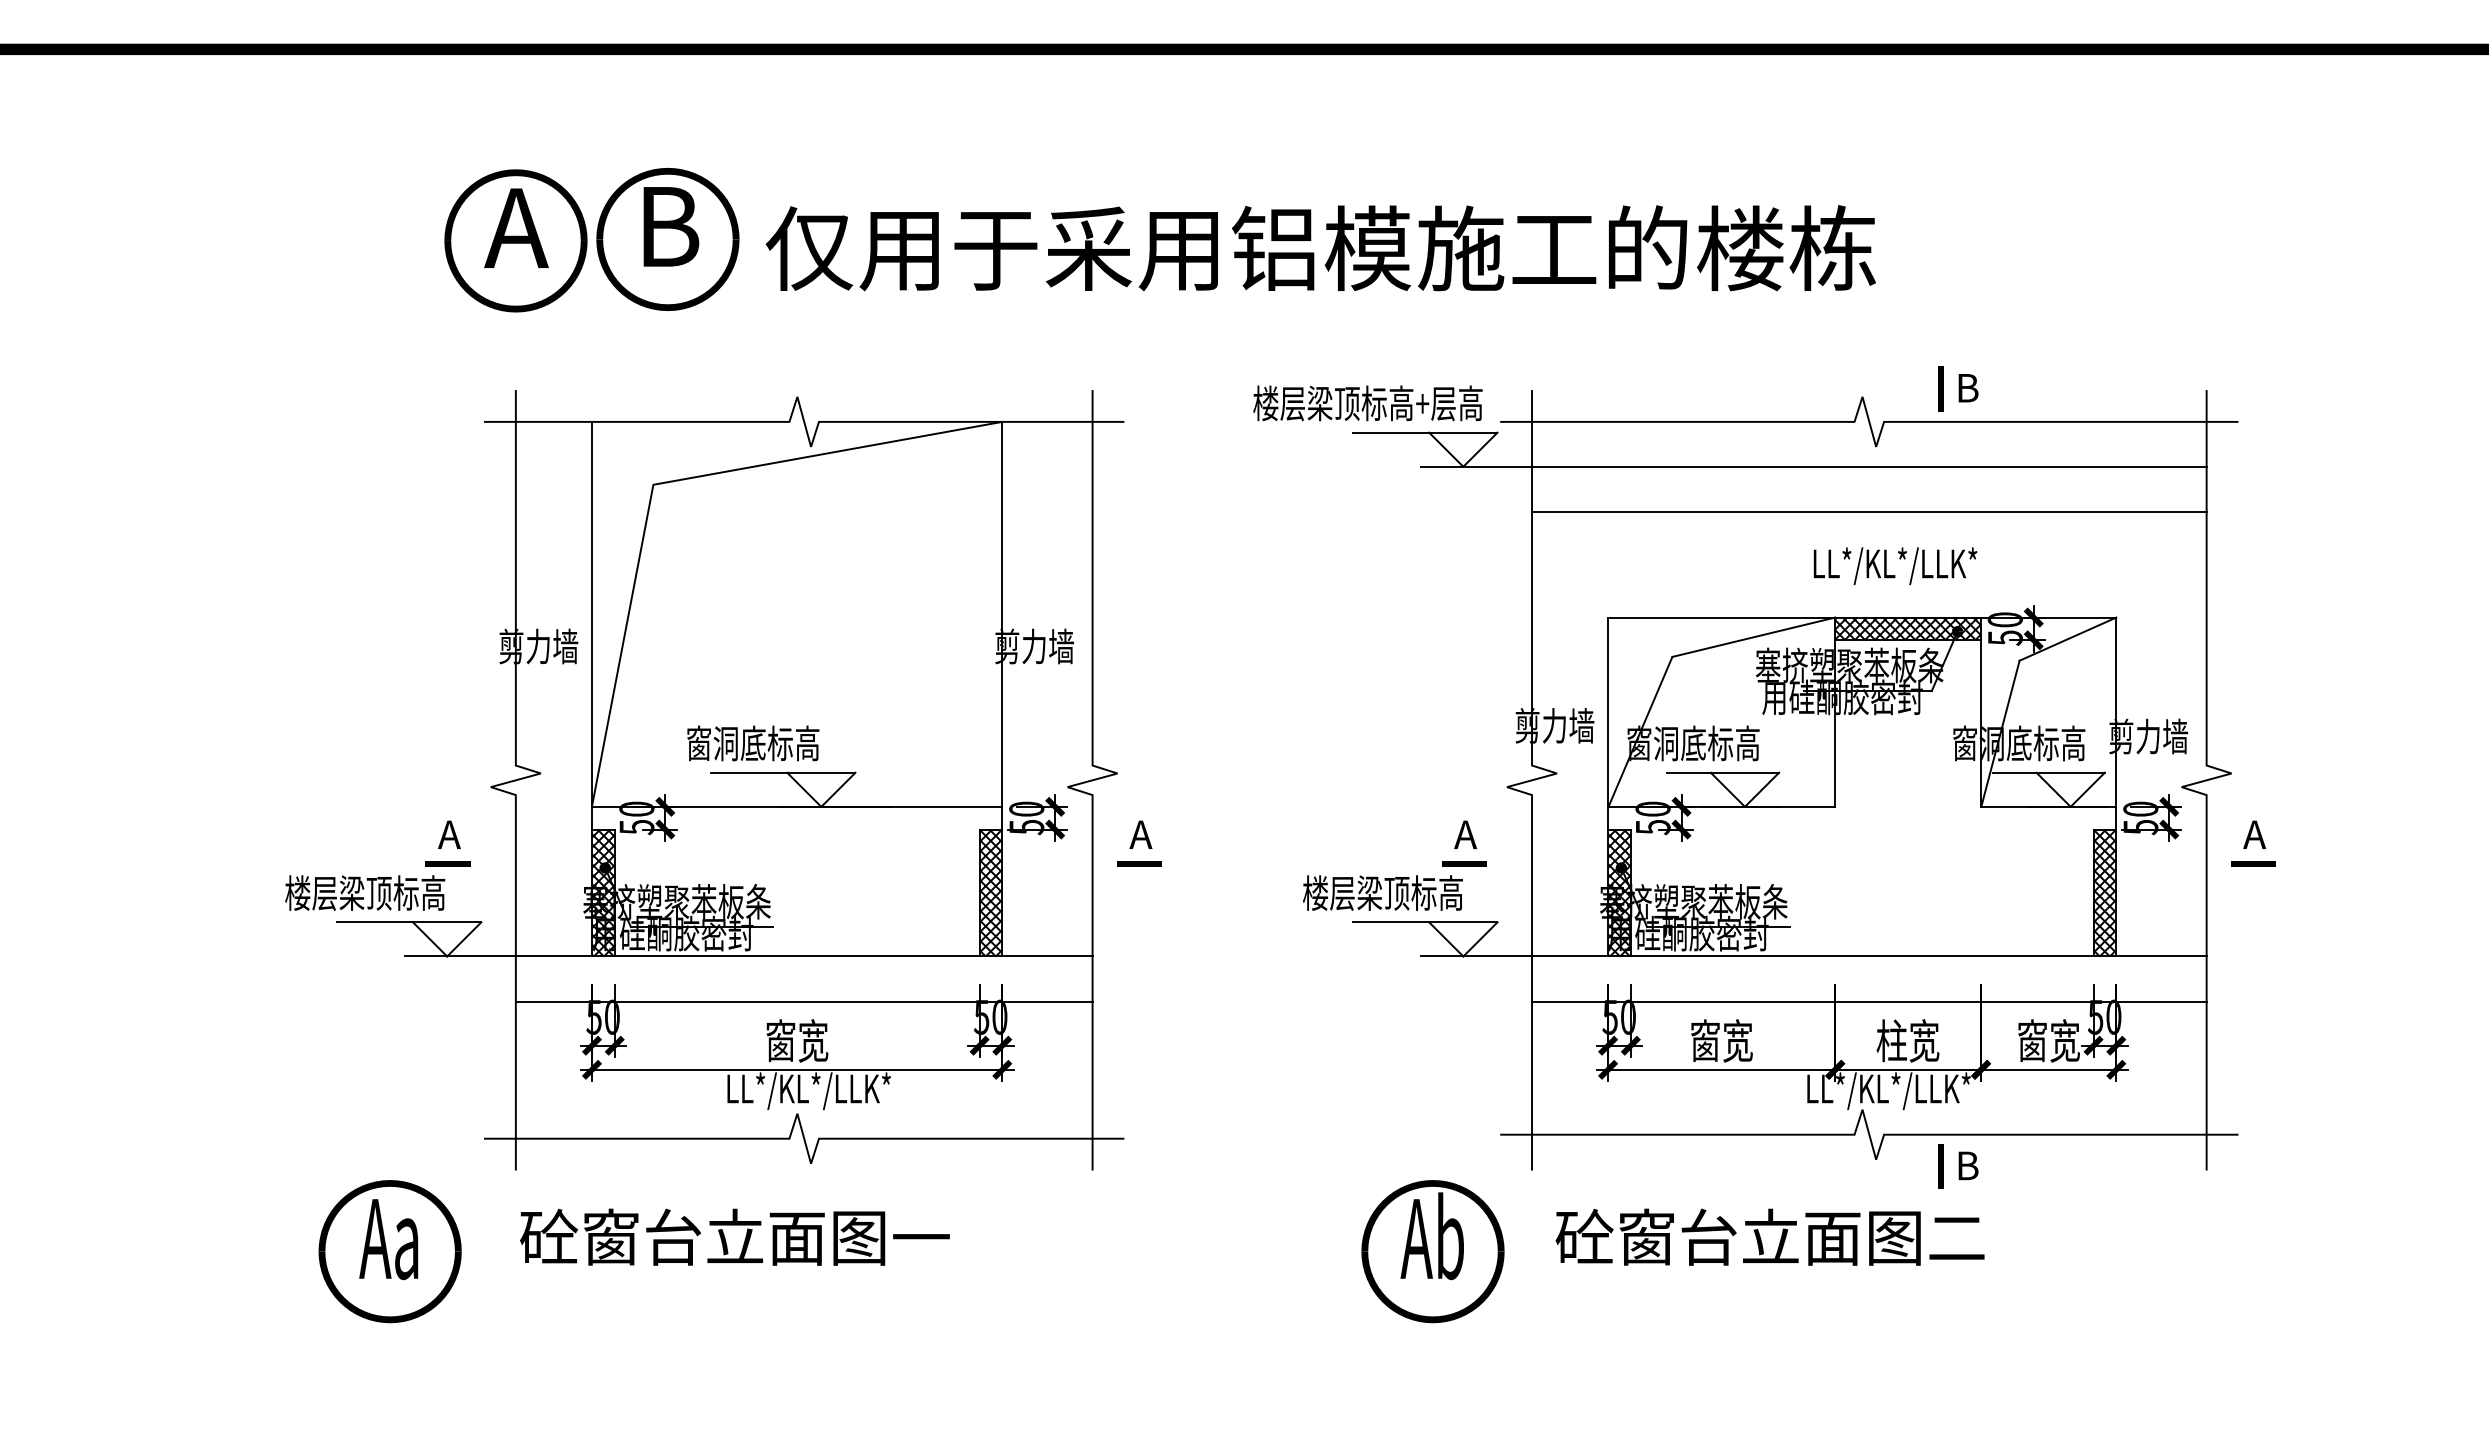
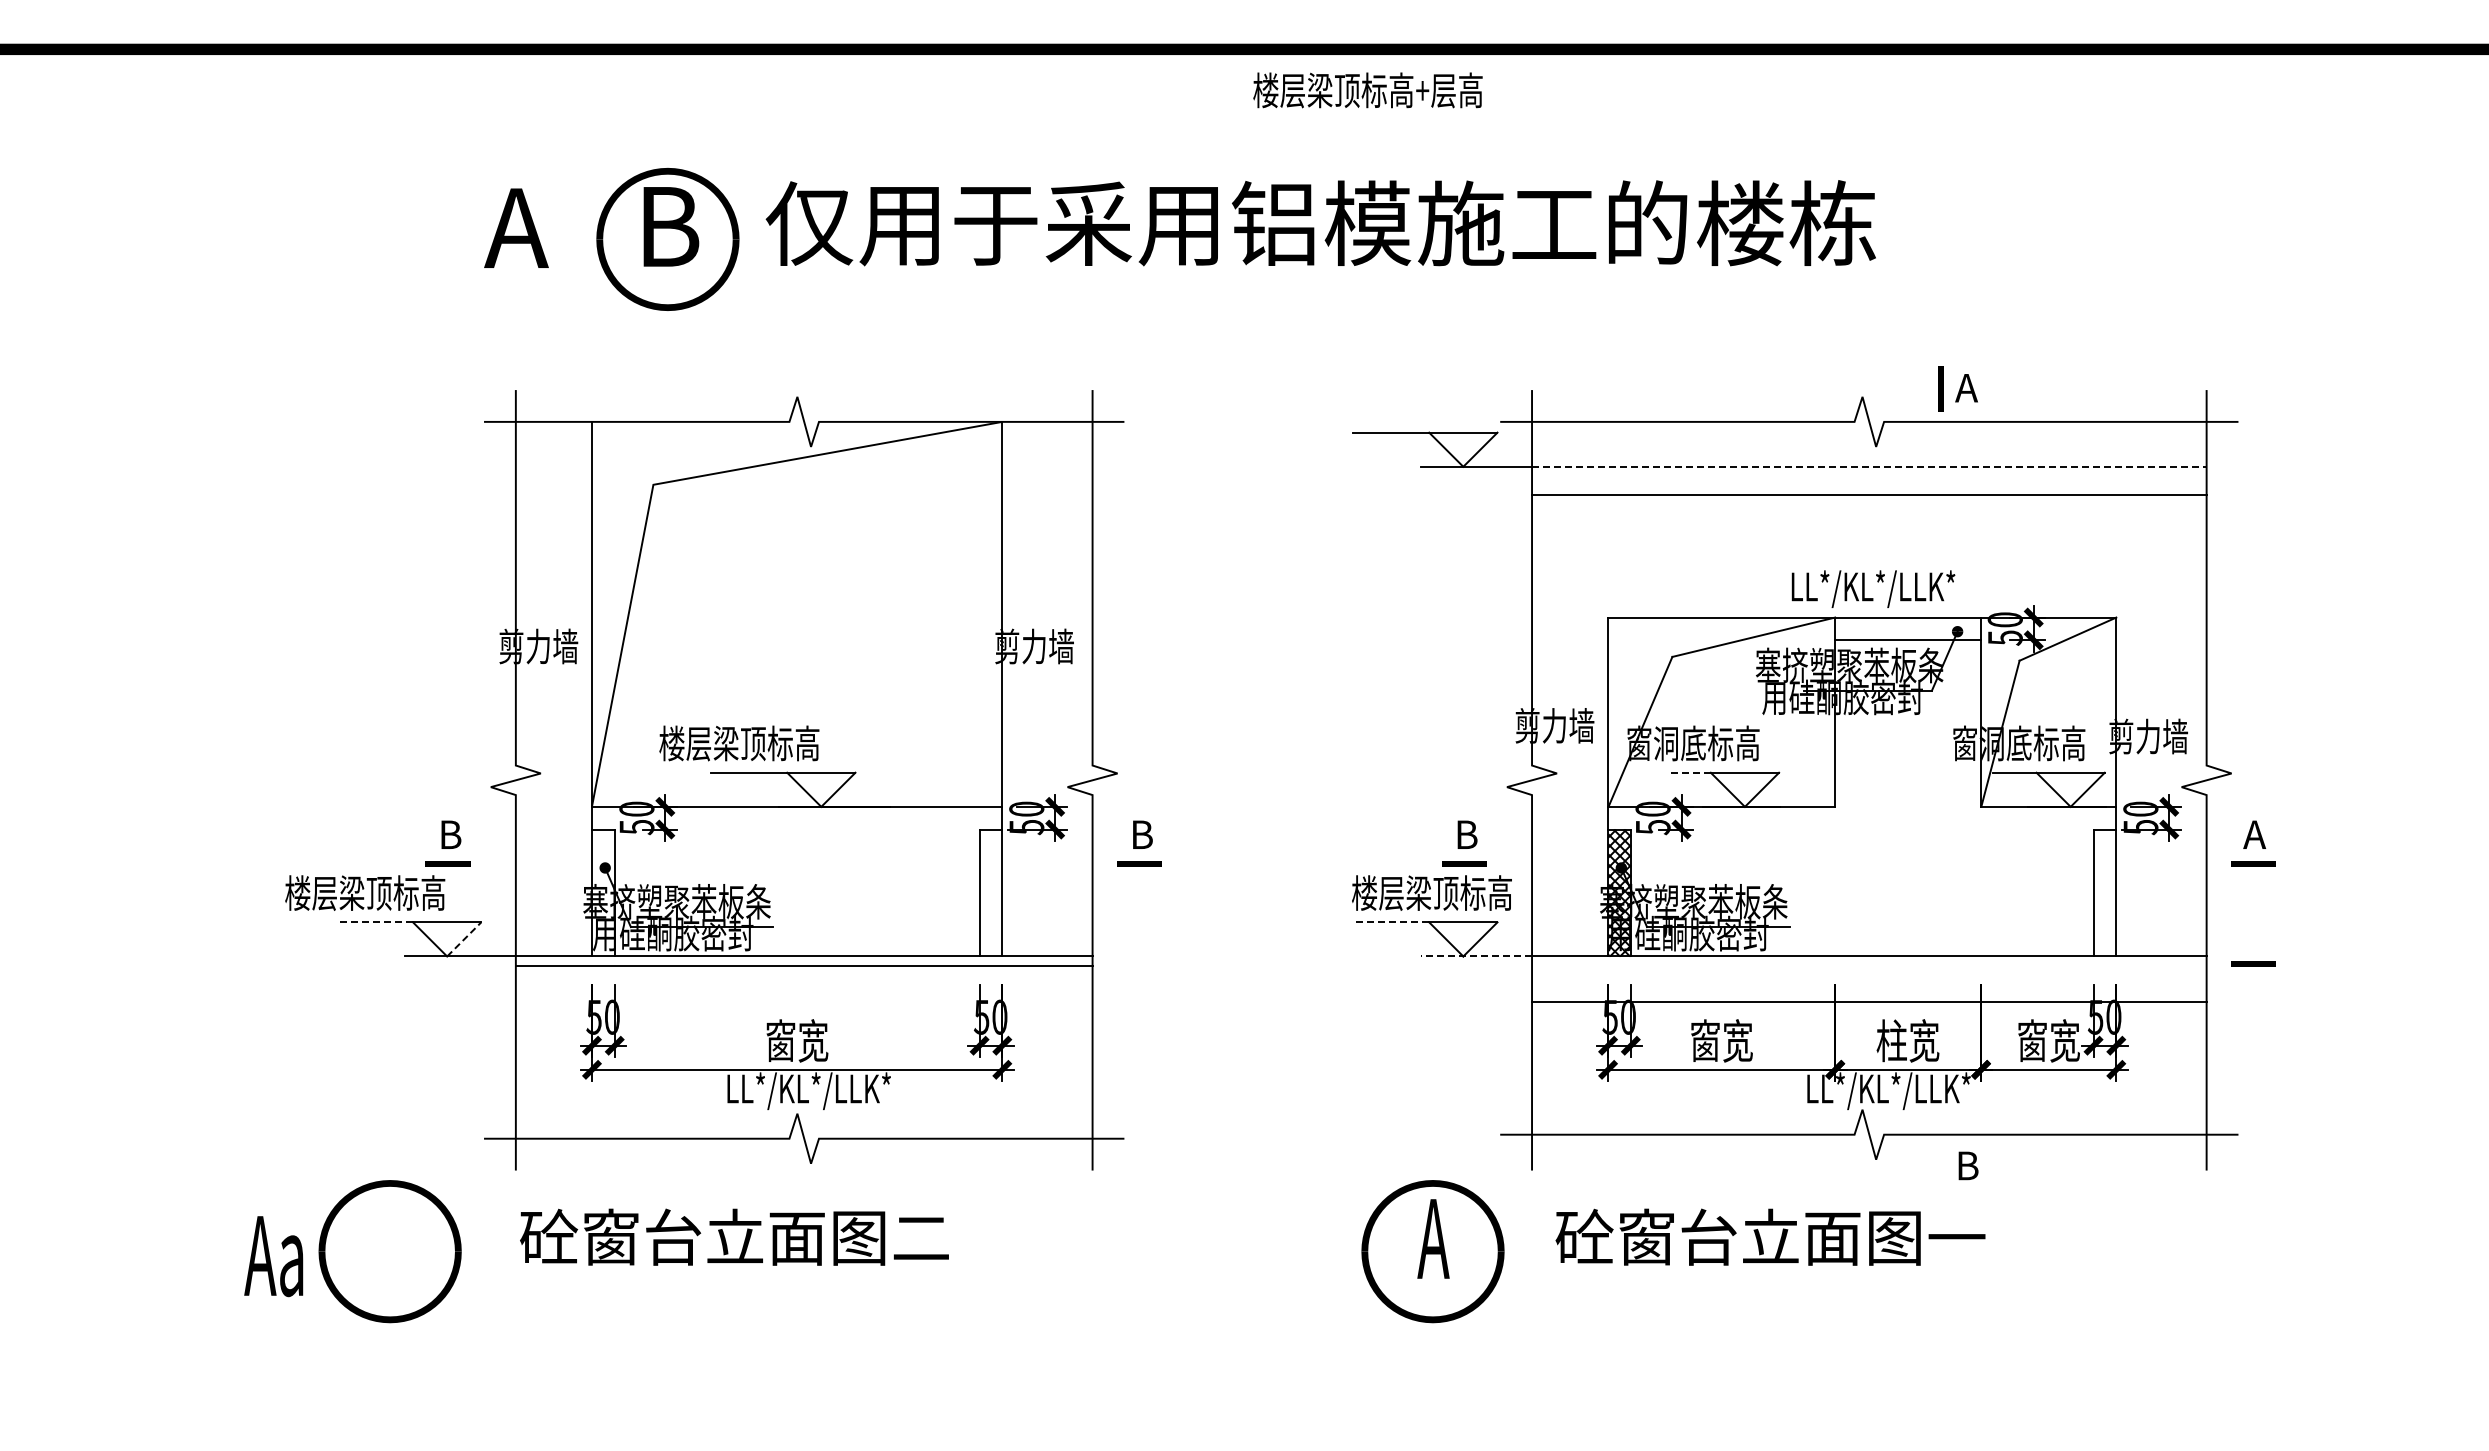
part: present -> none (515, 240)
text position: (1320, 248) -> (1320, 223) (1320, 223)
text: B -> A (1966, 388)
text position: (1367, 403) -> (1367, 90) (1367, 90)
line: solid -> dashed (1869, 466)
line position: (1869, 512) -> (1869, 495) (1869, 495)
text position: (1895, 565) -> (1873, 588) (1873, 588)
hatch: present -> none (1908, 628)
text: 窗洞底标高 -> 楼层梁顶标高 (712, 743)
line: solid -> dashed (1689, 772)
text: A -> B (449, 834)
text: A -> B (1140, 834)
text: A -> B (1465, 834)
hatch: present -> none (602, 892)
hatch: present -> none (990, 892)
text position: (1382, 892) -> (1431, 892) (1431, 892)
hatch: present -> none (2104, 892)
line: solid -> dashed (375, 922)
line: solid -> dashed (1391, 922)
line: solid -> dashed (464, 939)
line: solid -> dashed (1476, 956)
line: none -> present (2253, 963)
line position: (803, 1001) -> (803, 965) (803, 965)
line: present -> none (1940, 1166)
text: Ab -> A (1431, 1236)
text: 砼窗台立面图一 -> 砼窗台立面图二 (921, 1238)
text: 砼窗台立面图二 -> 砼窗台立面图一 (1956, 1238)
text position: (388, 1239) -> (273, 1256) (273, 1256)
